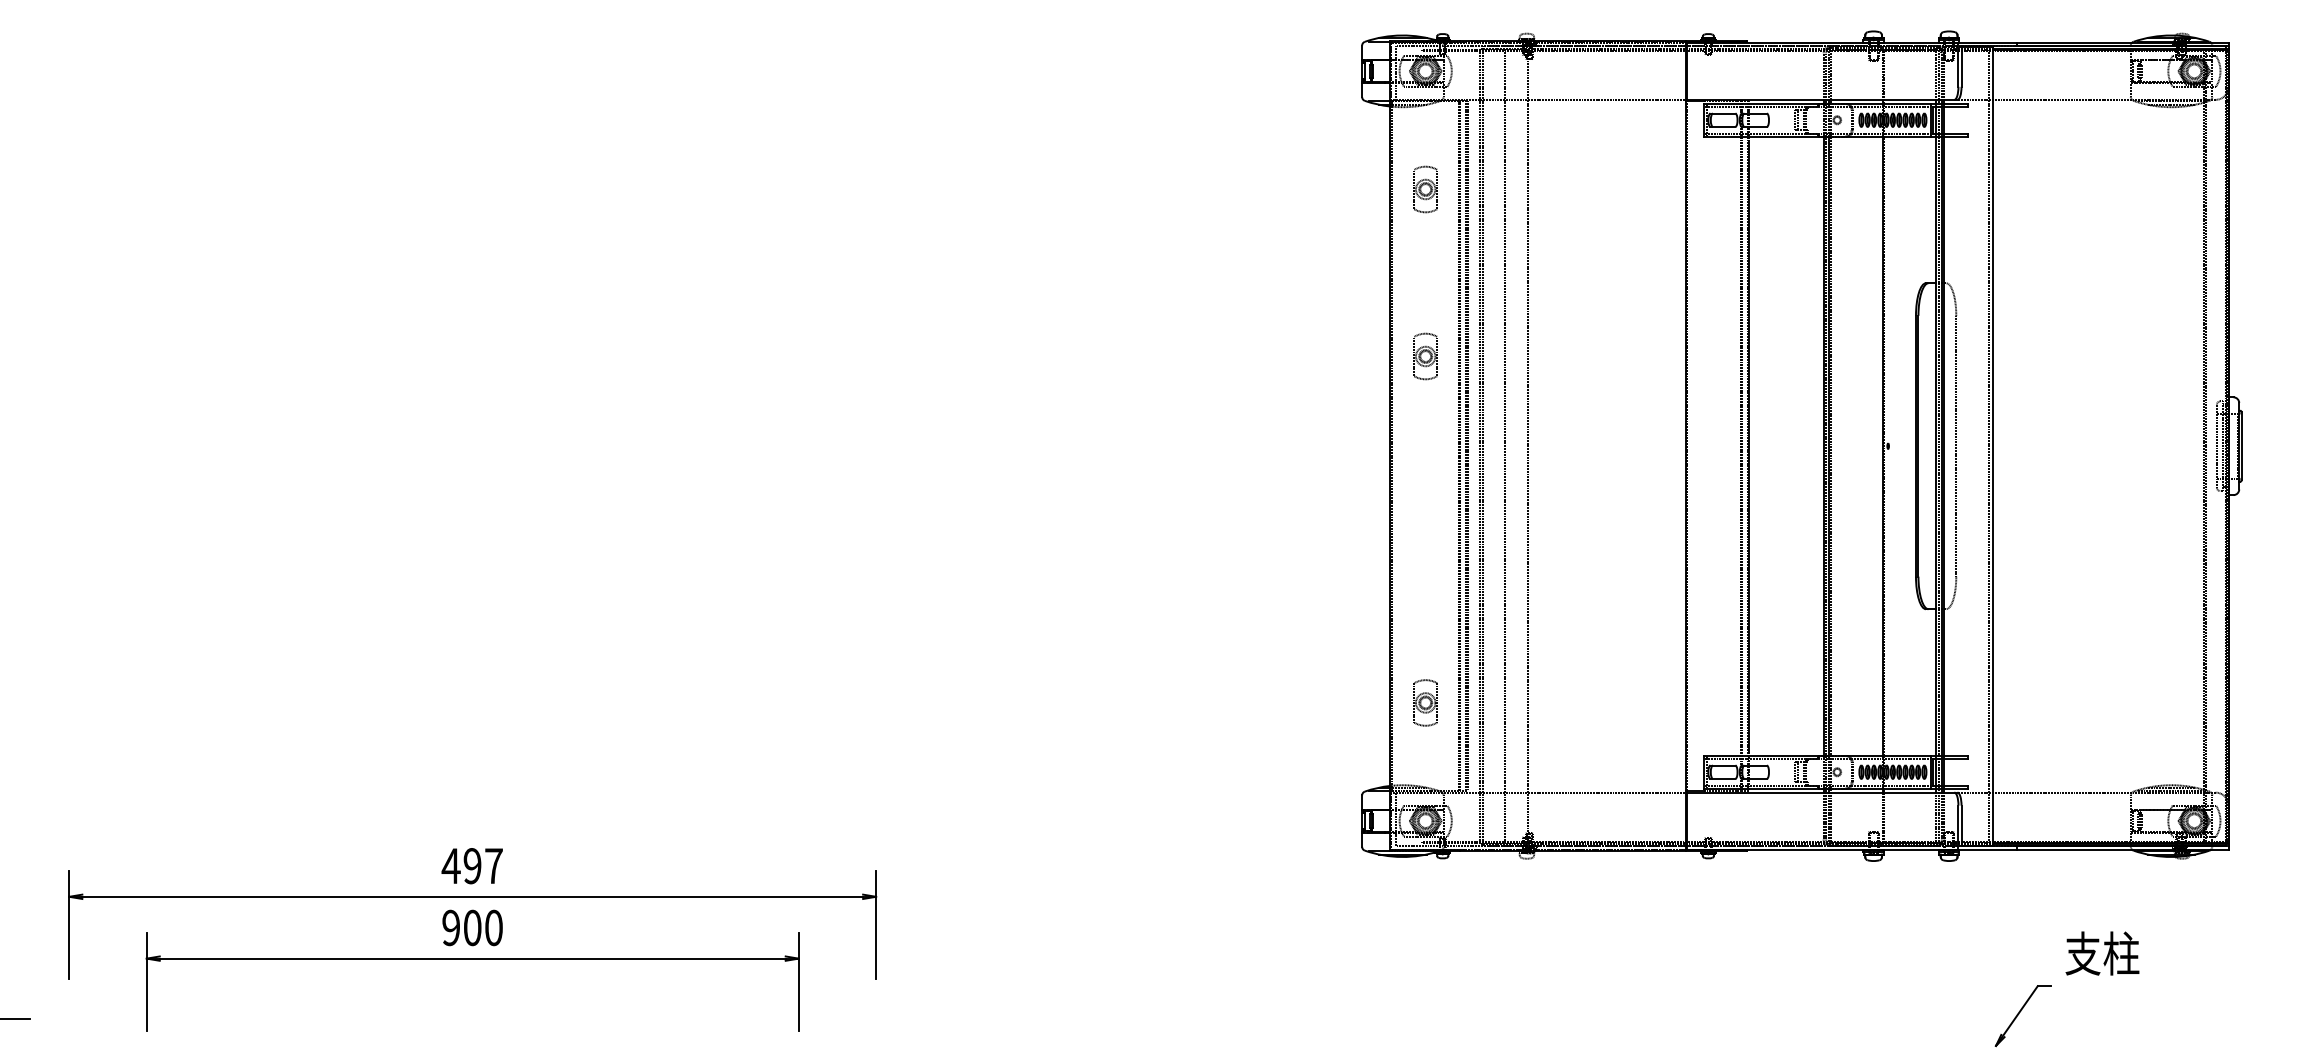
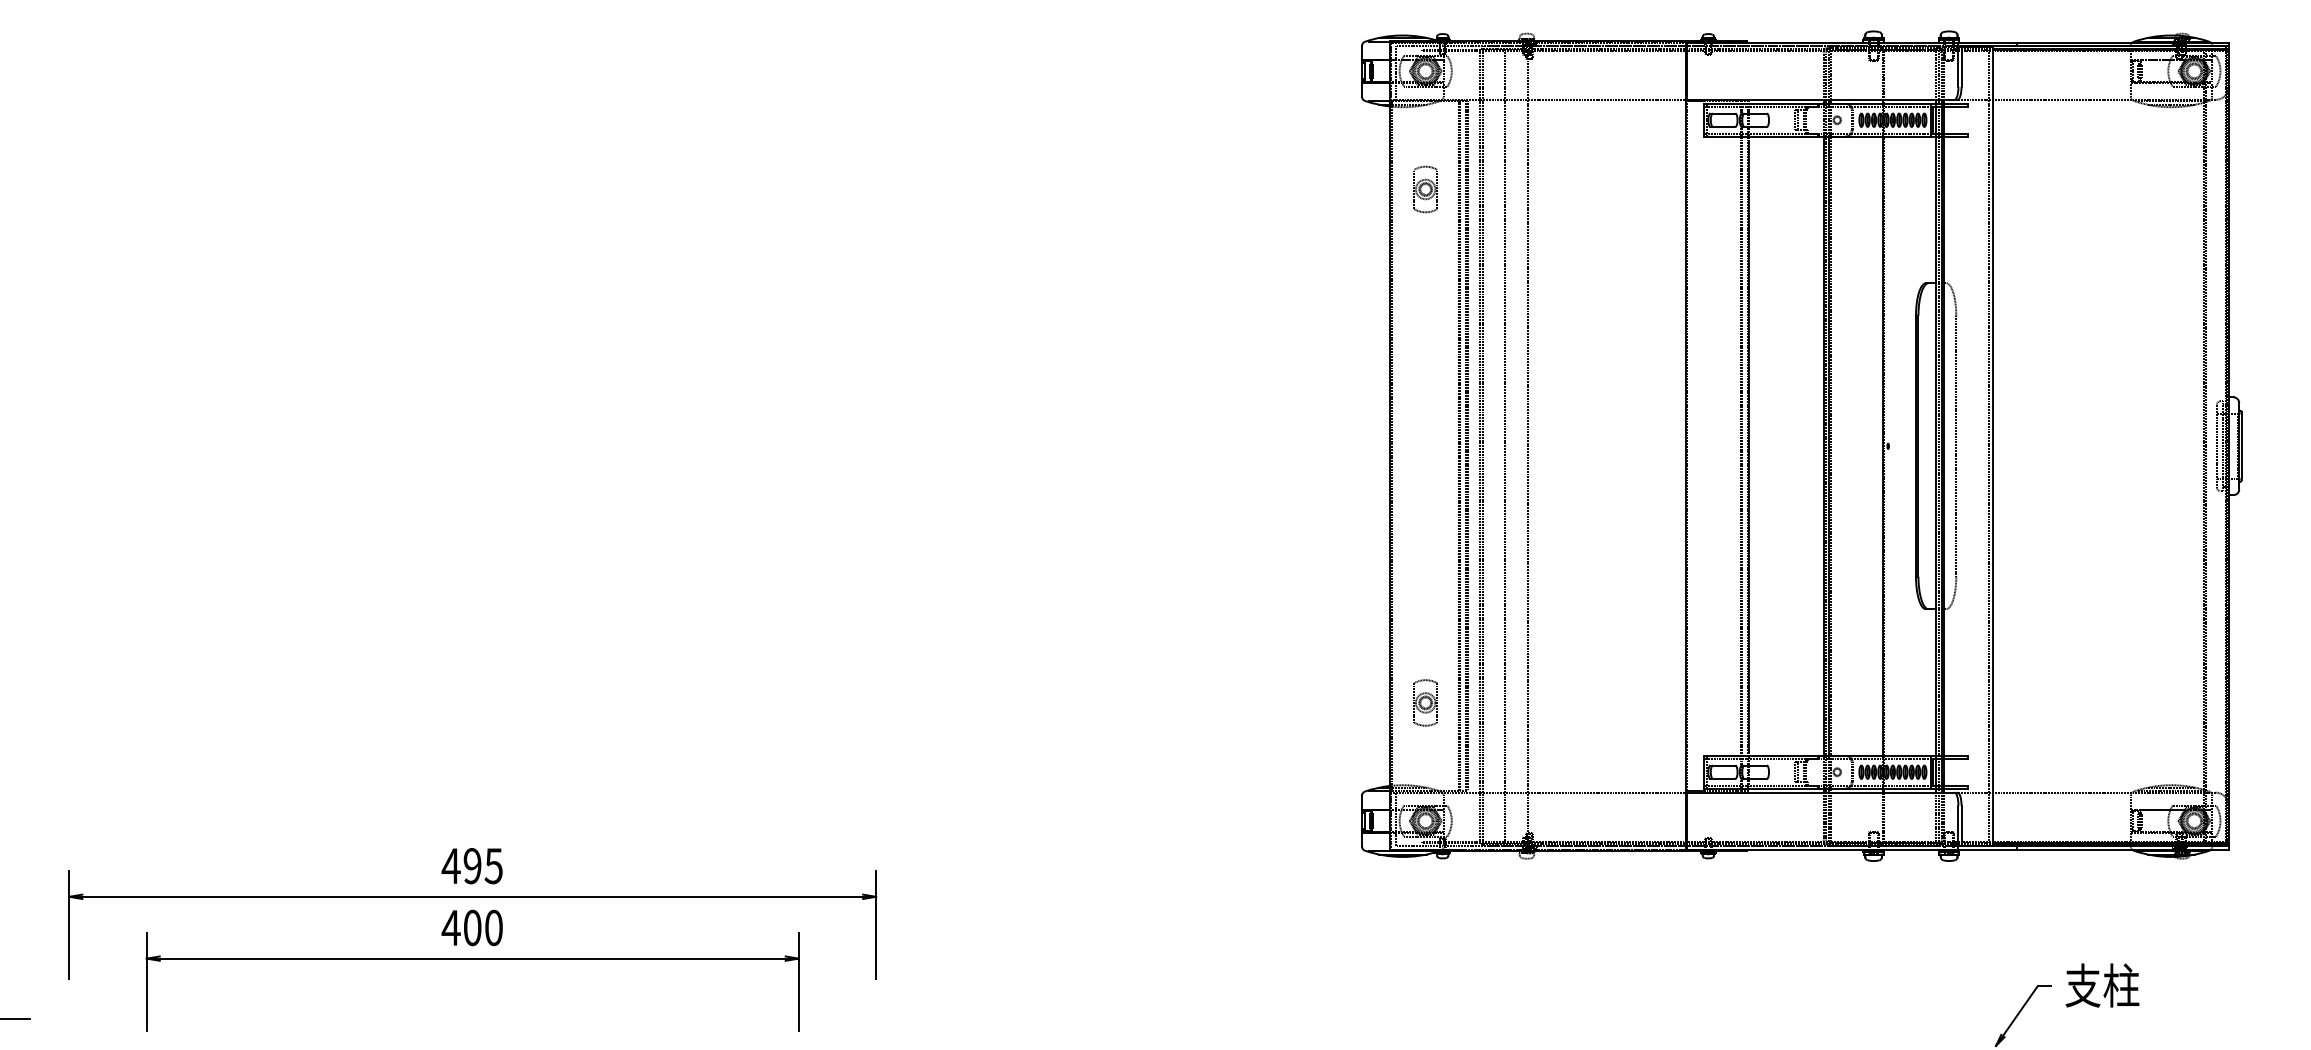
part: present -> none (1425, 356)
text: 497 -> 495 (493, 866)
text: 900 -> 400 (450, 927)
text position: (2102, 953) -> (2102, 985) (2102, 985)
